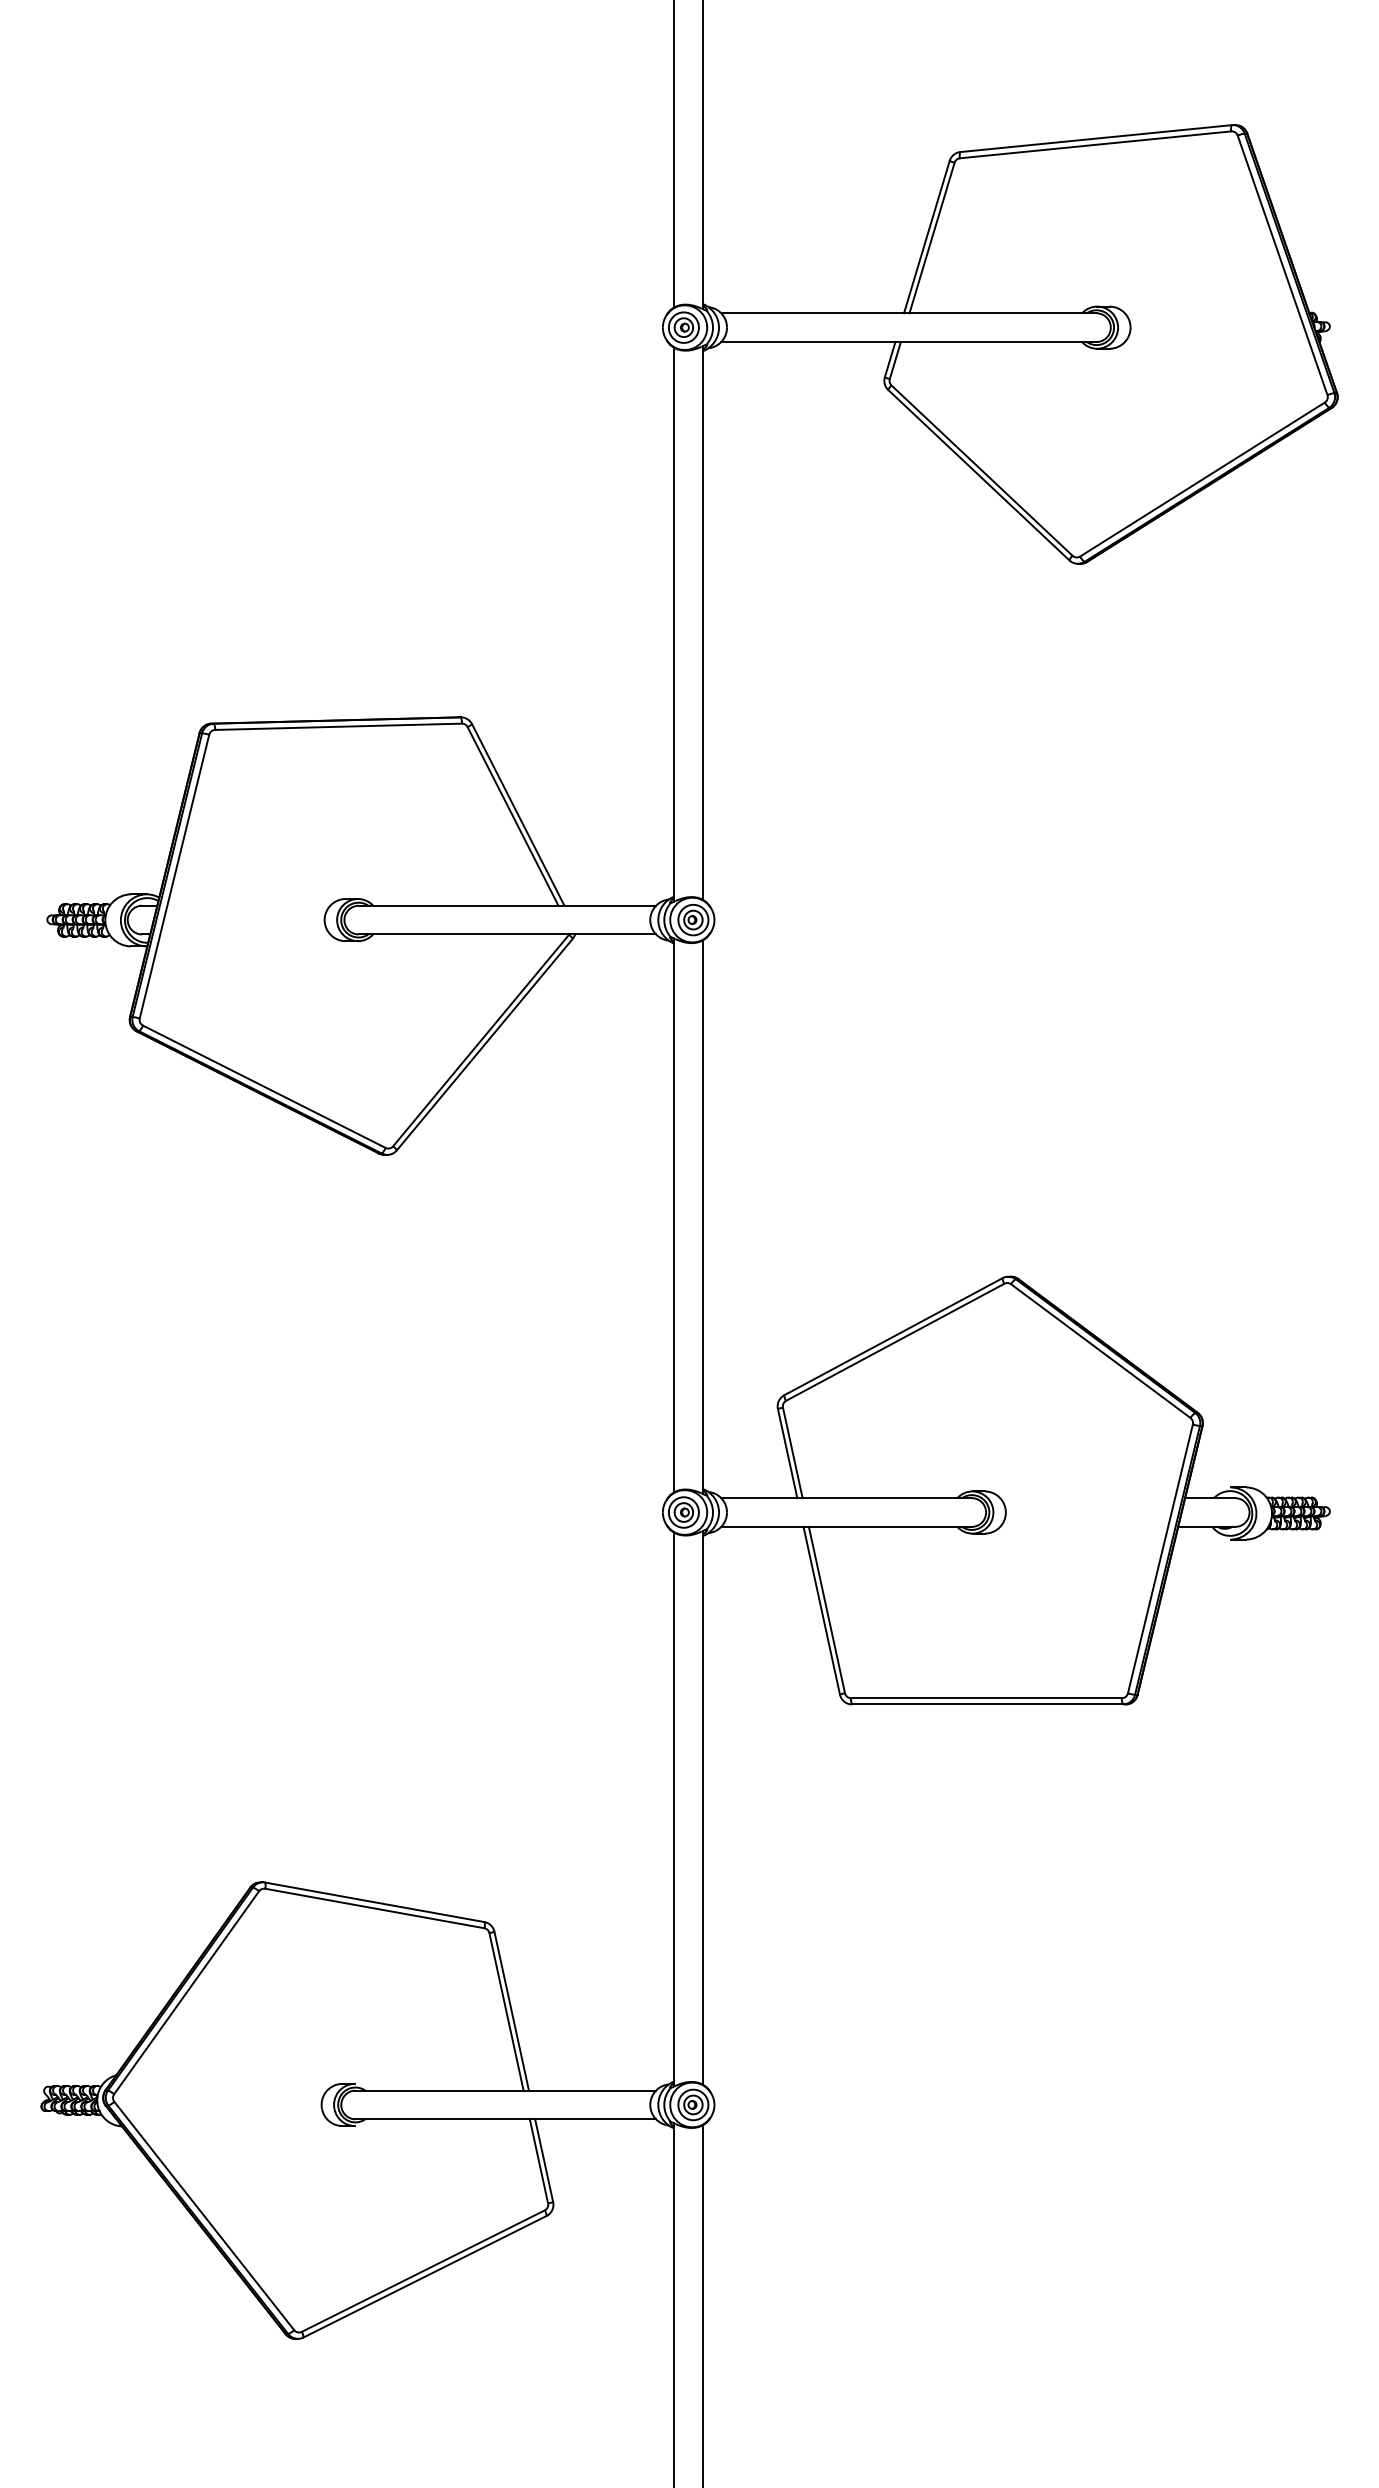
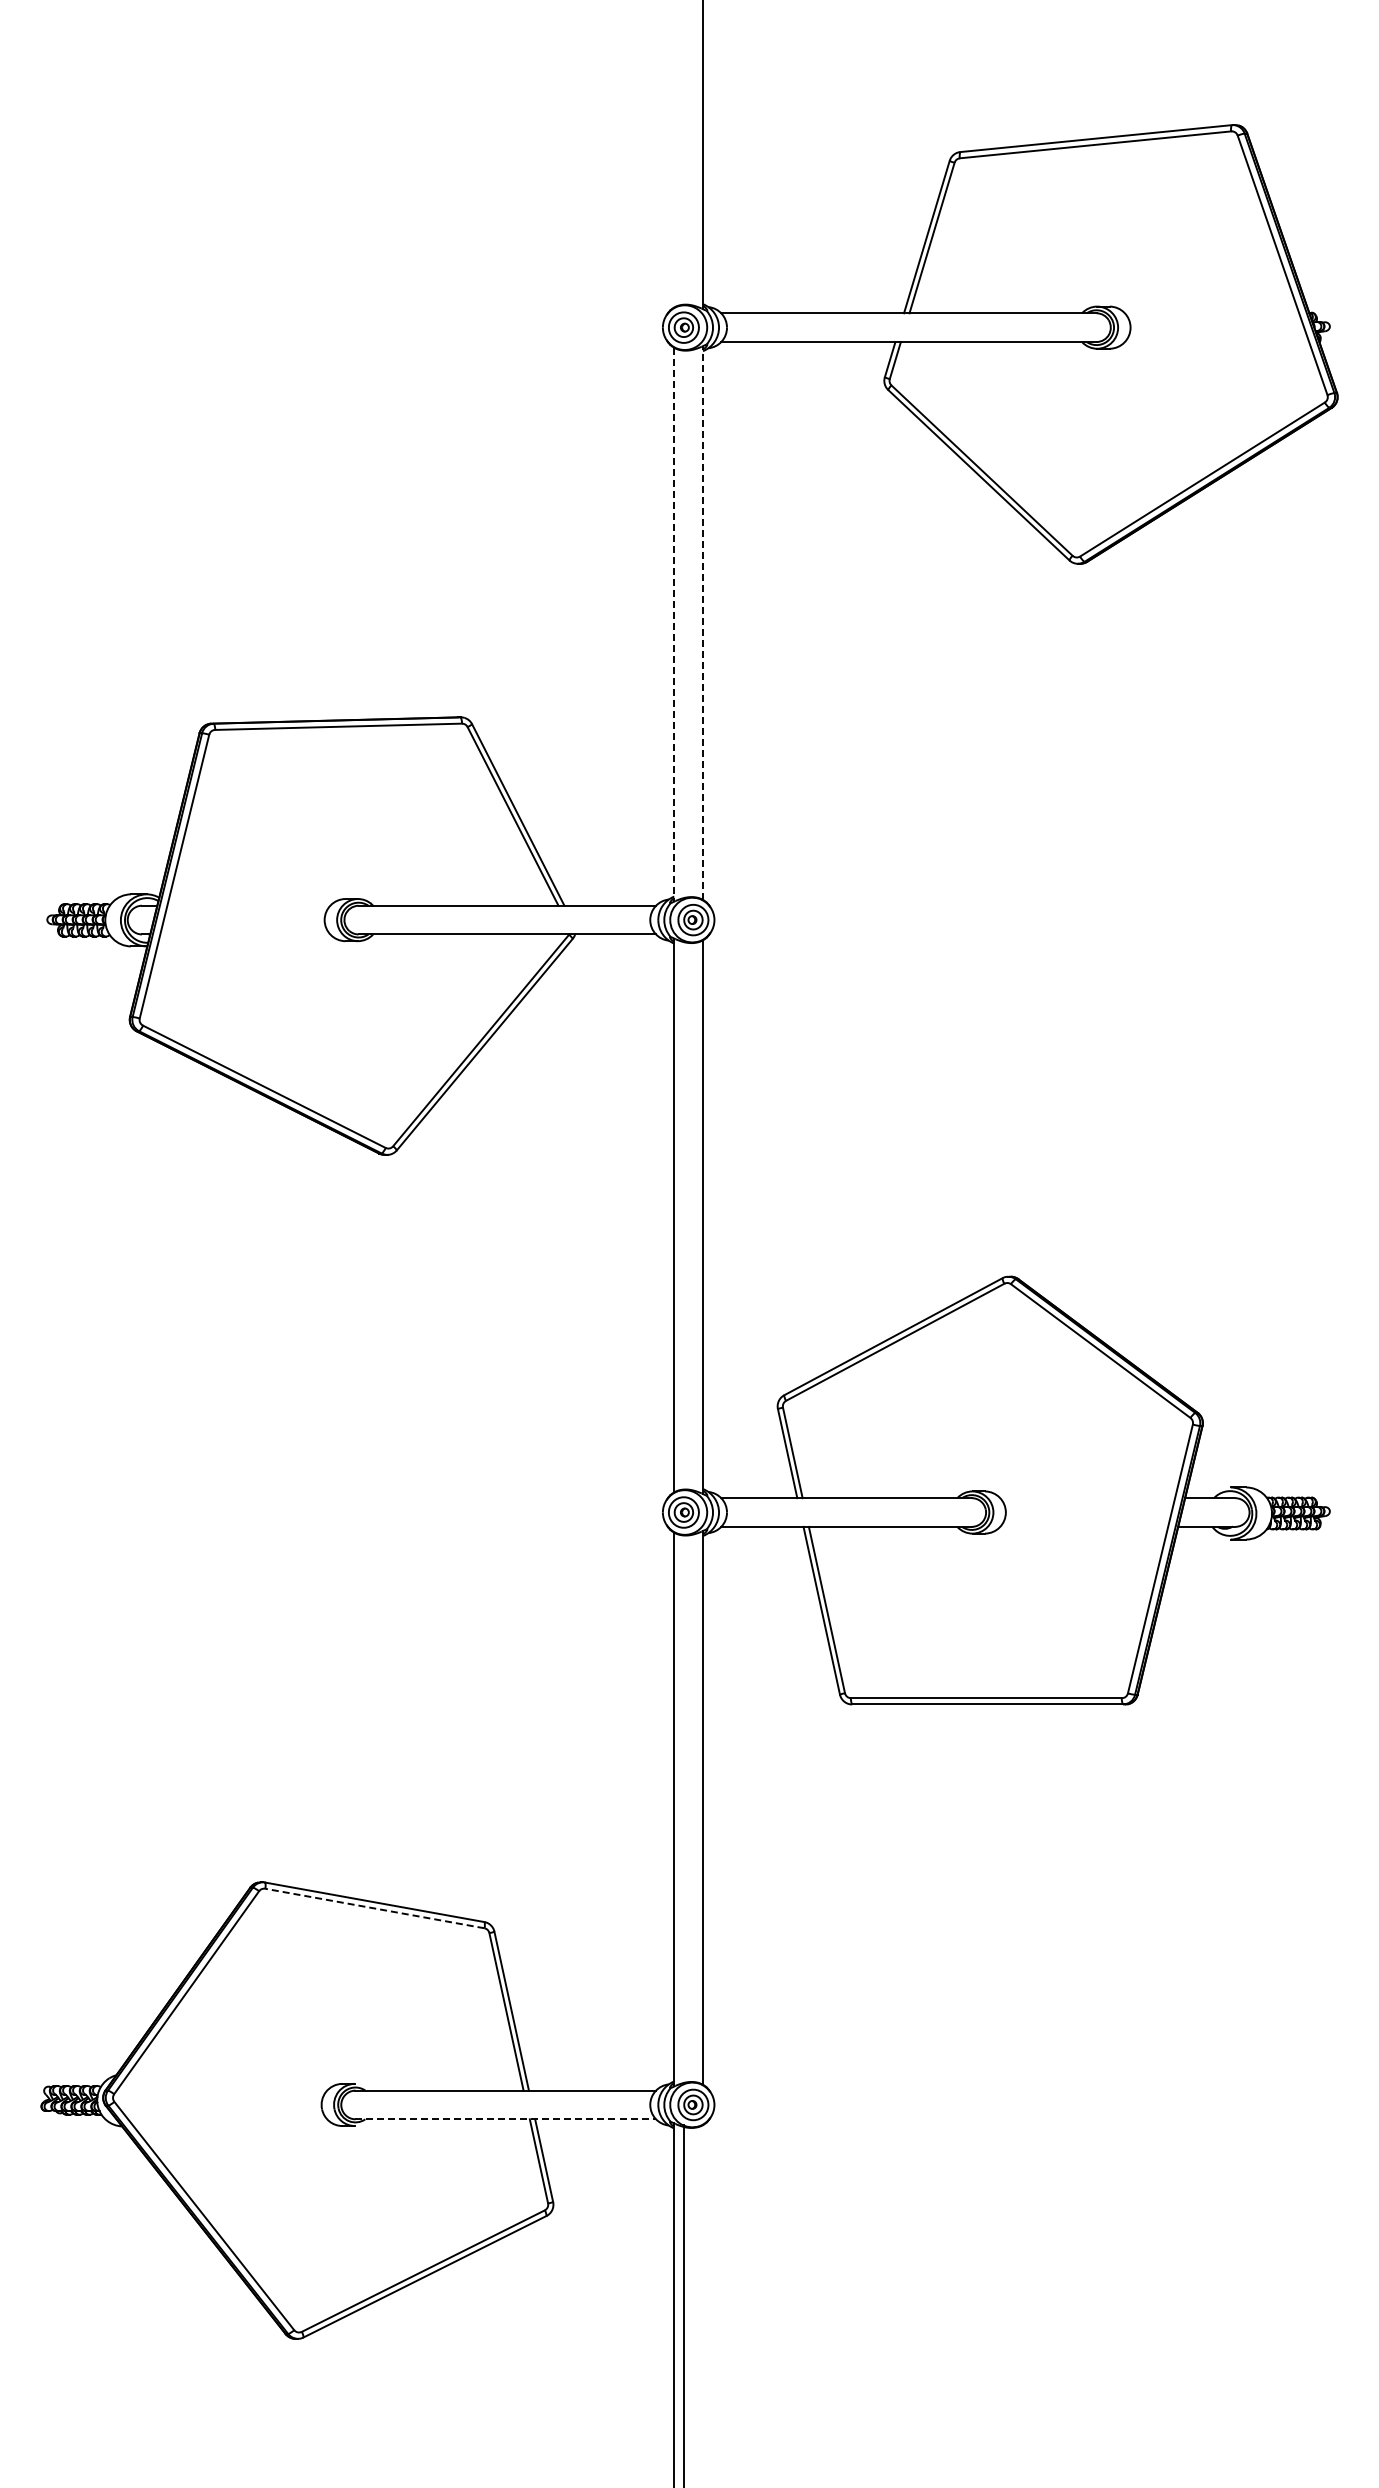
line: present -> none (674, 154)
line: solid -> dashed (703, 623)
line: solid -> dashed (674, 624)
line: solid -> dashed (374, 1908)
line: solid -> dashed (506, 2119)
line position: (703, 2304) -> (684, 2304) (684, 2304)
